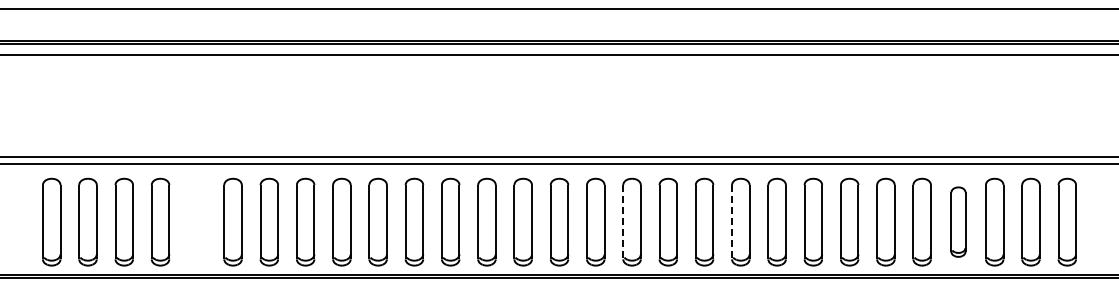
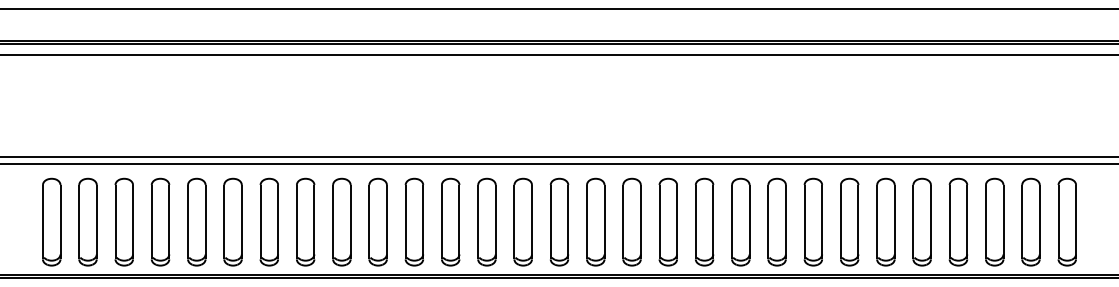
part: none -> present (196, 221)
part size: 17x72 px -> 21x90 px (958, 221)
line: dashed -> solid (623, 222)
line: dashed -> solid (732, 222)
